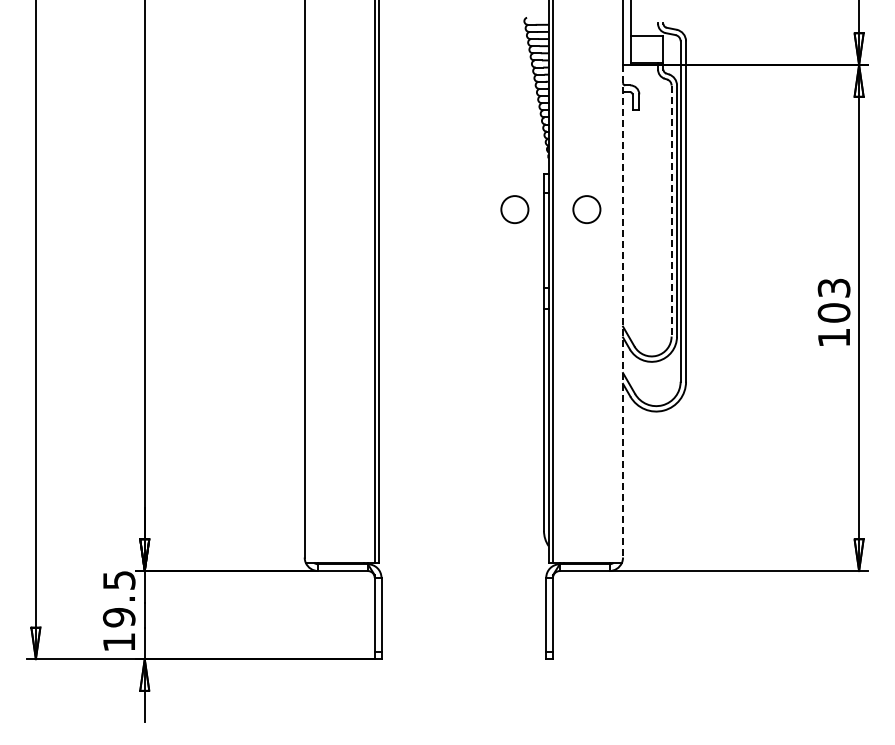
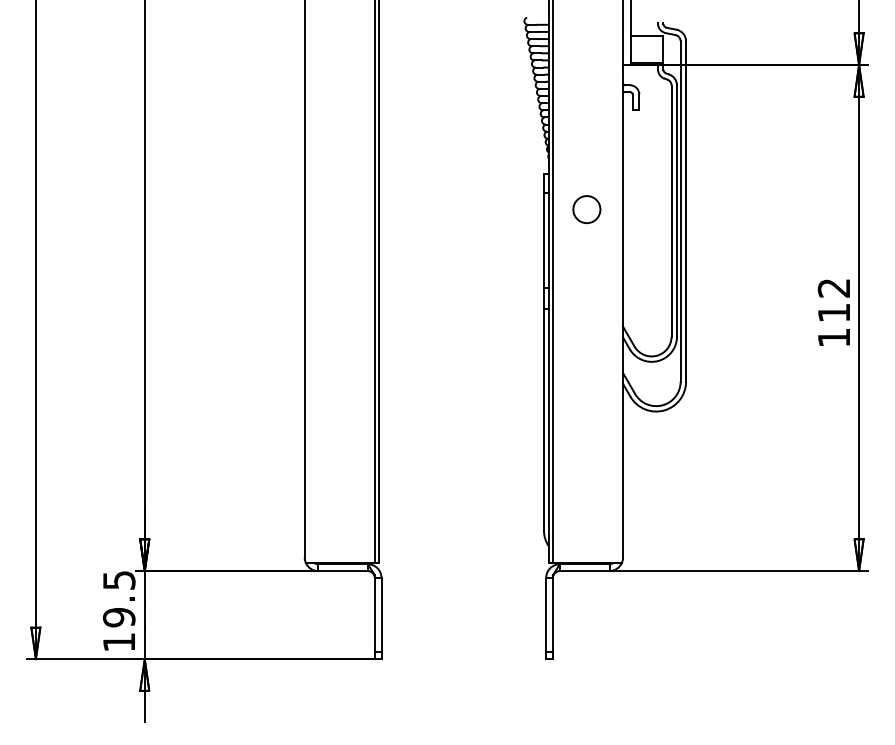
circle: present -> none (514, 209)
line: dashed -> solid (671, 211)
text: 103 -> 112 (833, 300)
line: dashed -> solid (623, 311)
